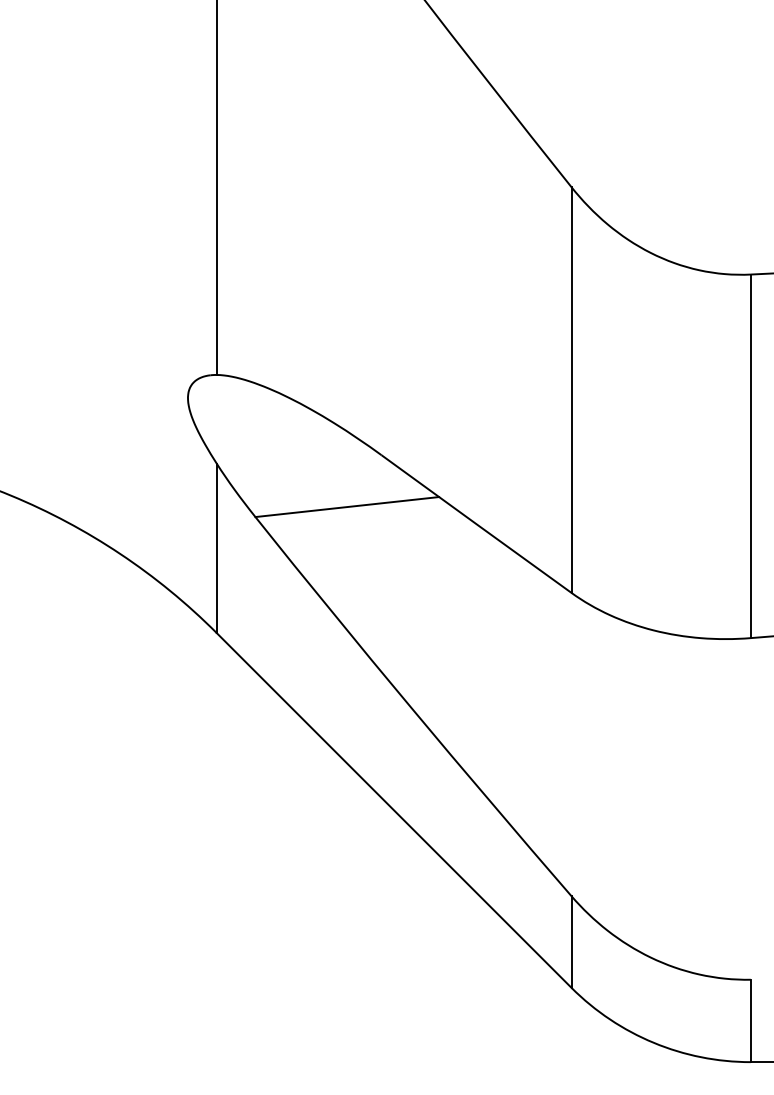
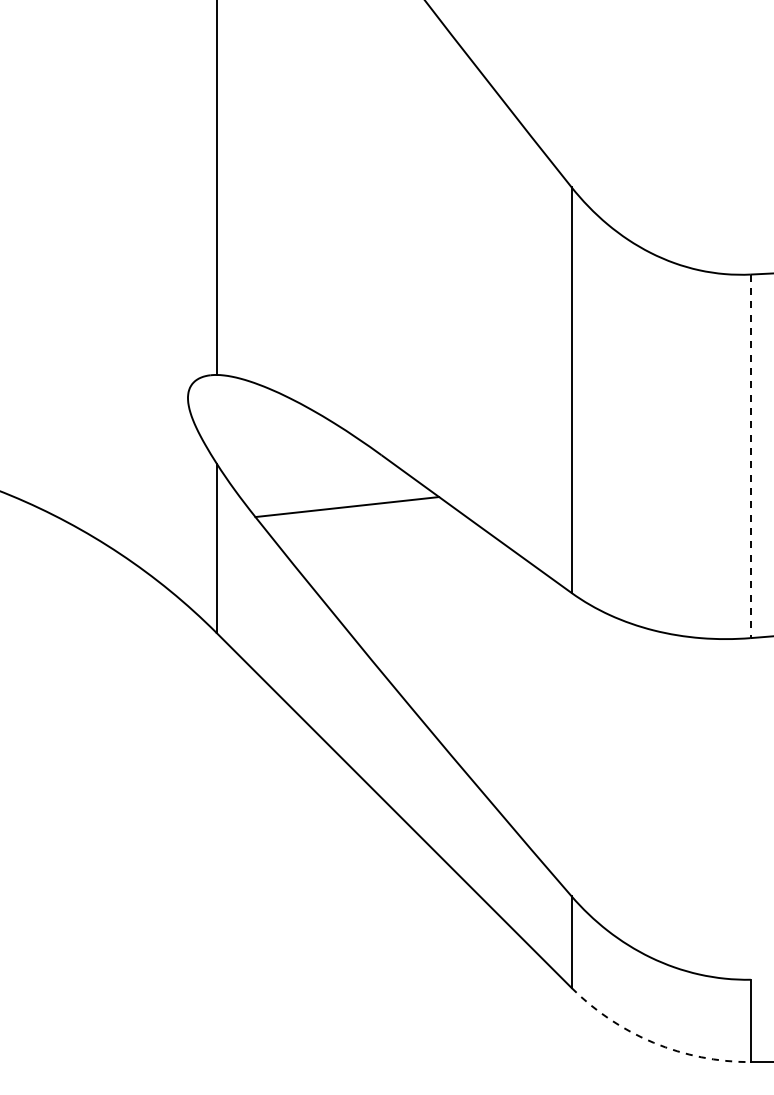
line: solid -> dashed (750, 456)
arc: solid -> dashed (653, 1042)
